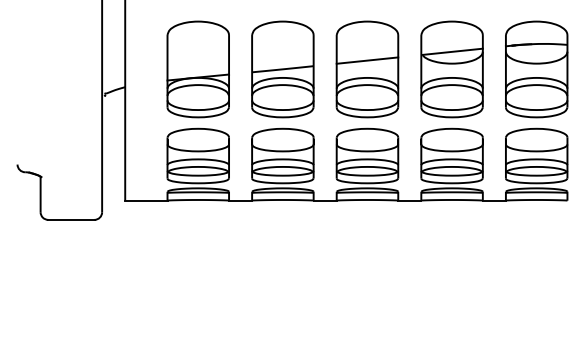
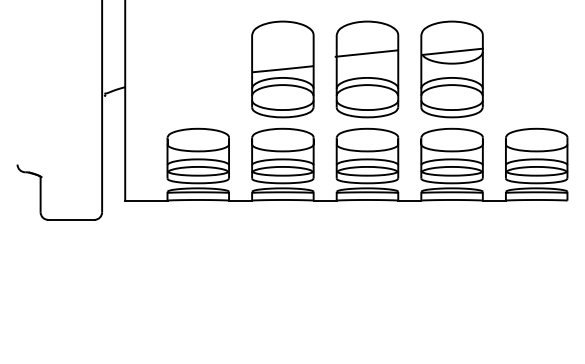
line position: (367, 60) -> (366, 53) (366, 53)
part: present -> none (197, 69)
part: present -> none (536, 69)
